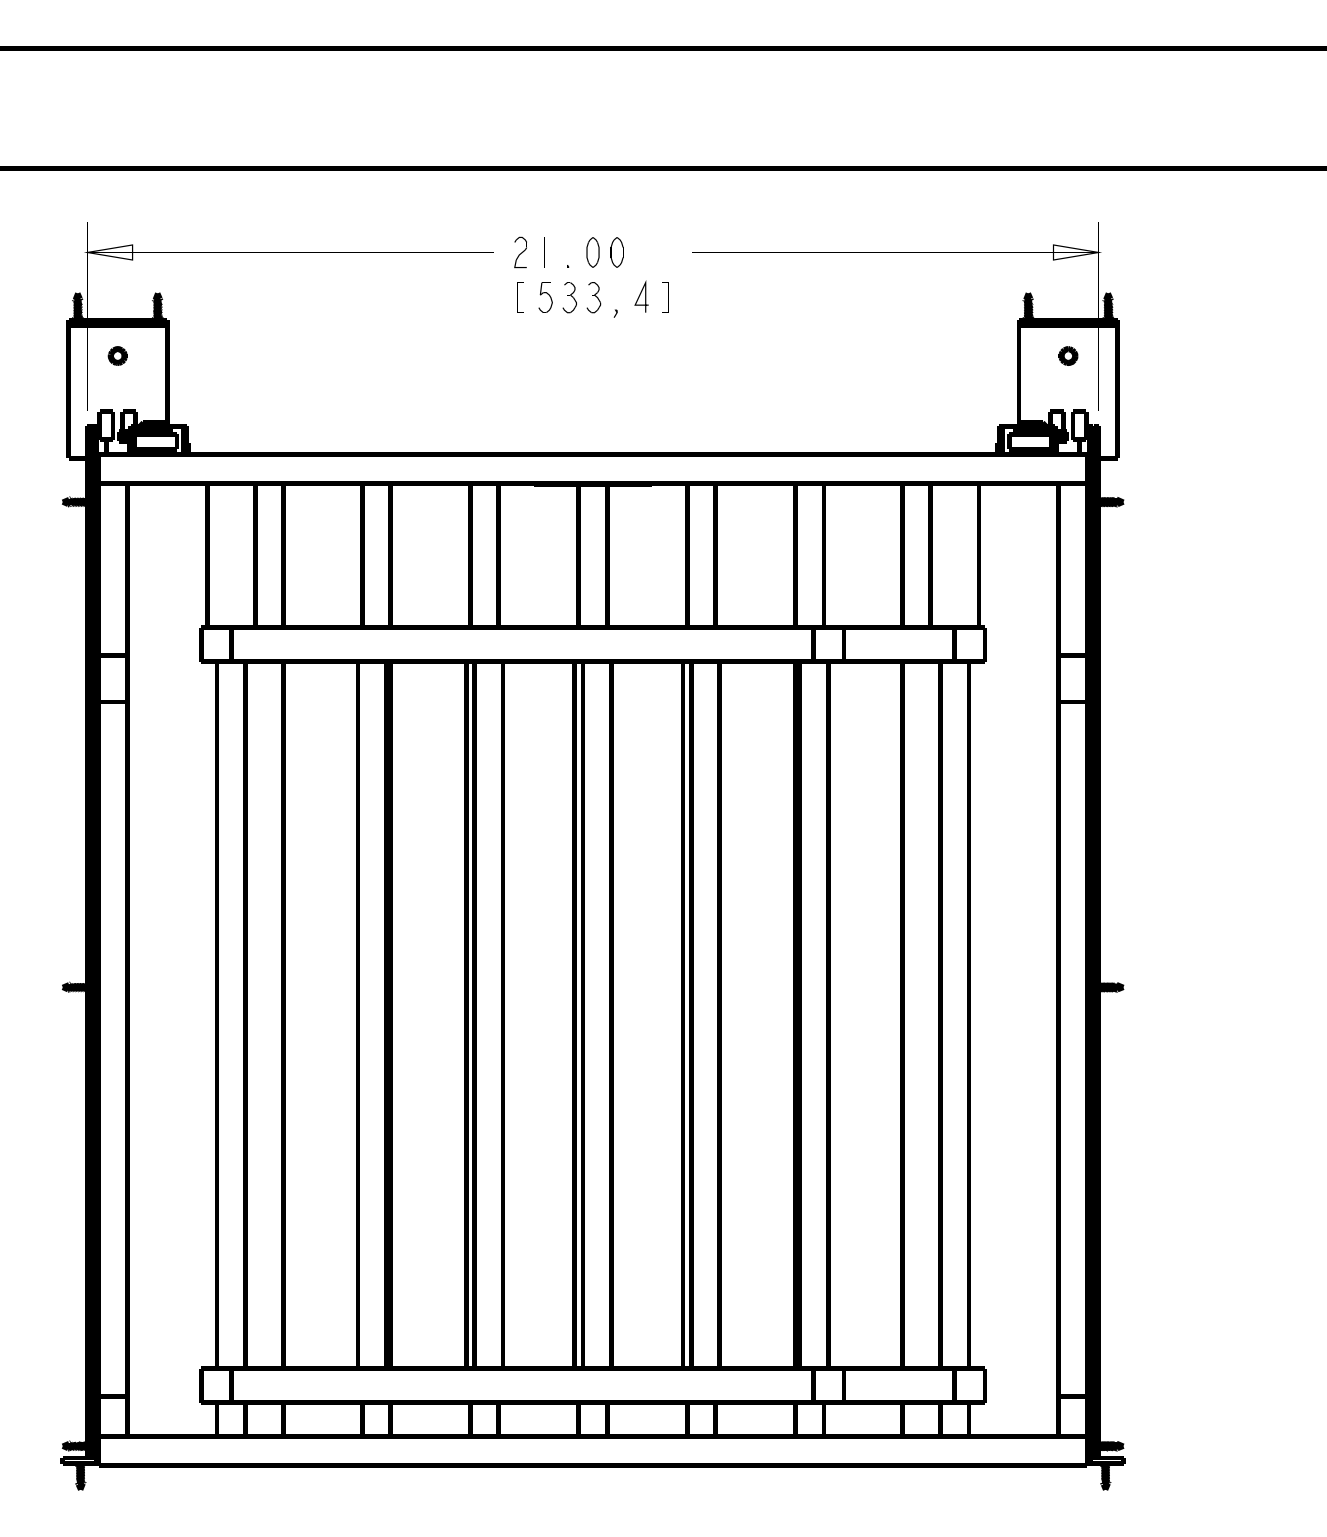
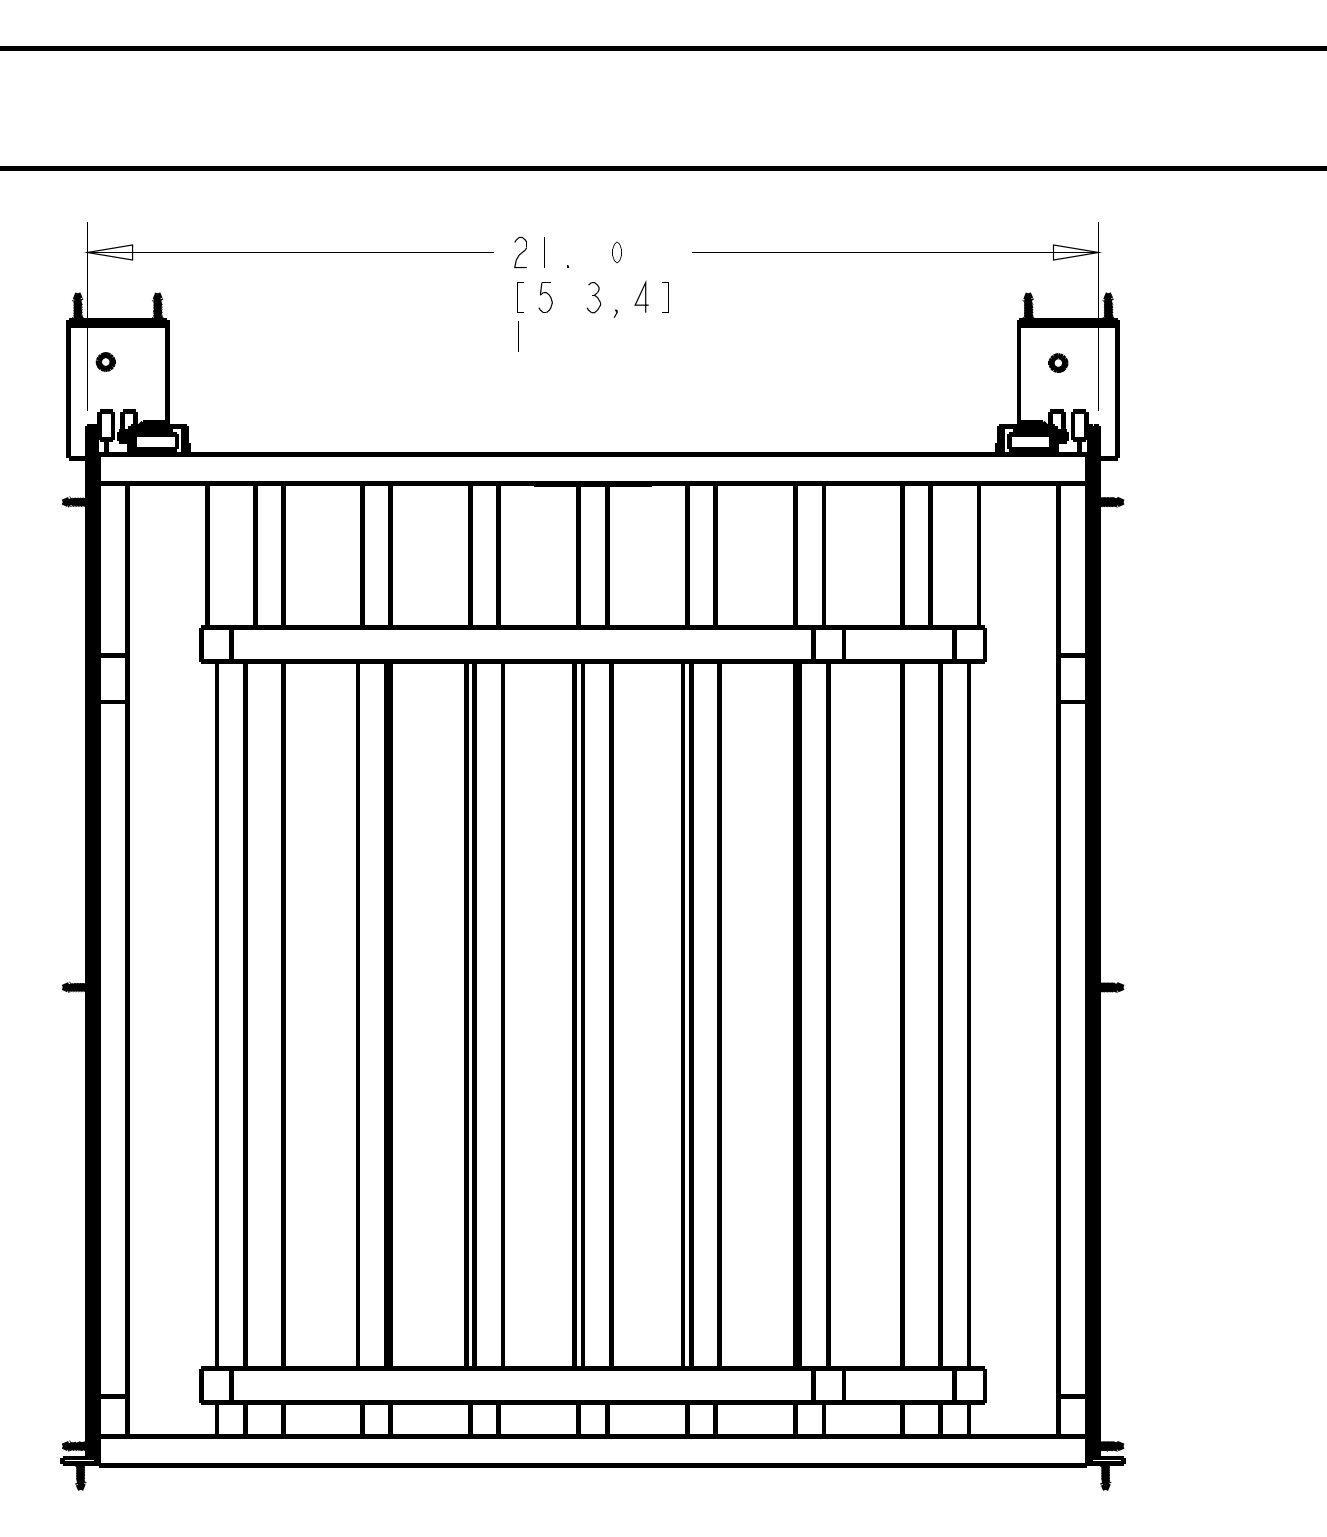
part: present -> none (592, 252)
part size: 14x31 px -> 10x23 px (616, 252)
part: present -> none (569, 297)
line: none -> present (518, 336)
part position: (117, 355) -> (105, 361) (105, 361)
part position: (1068, 355) -> (1058, 362) (1058, 362)
